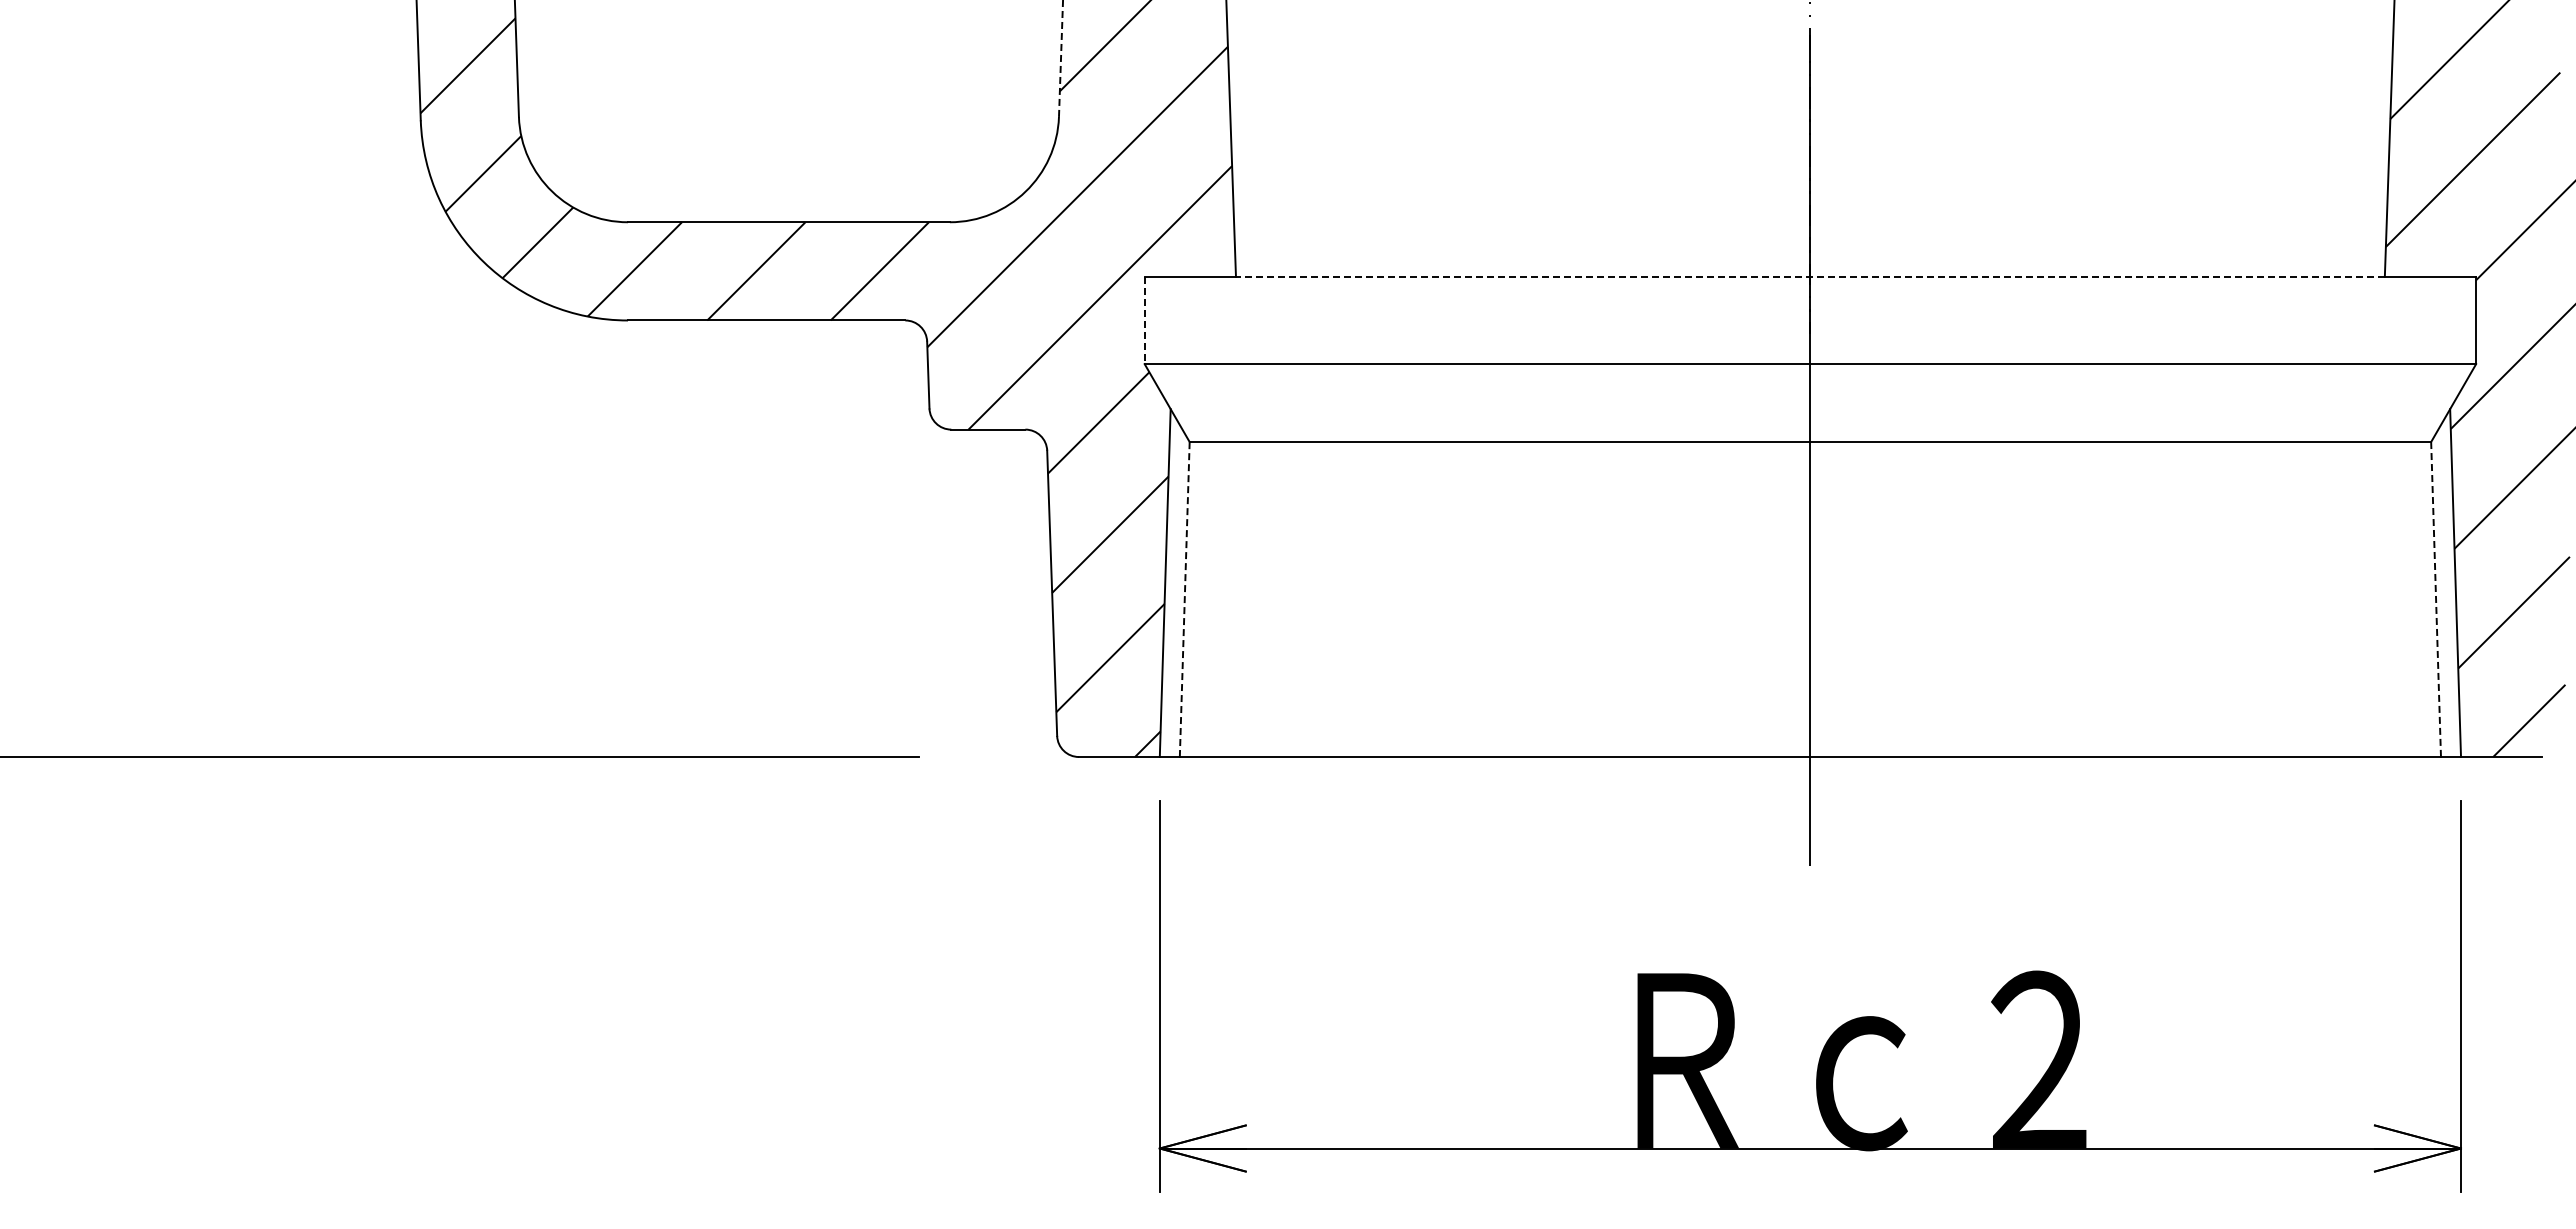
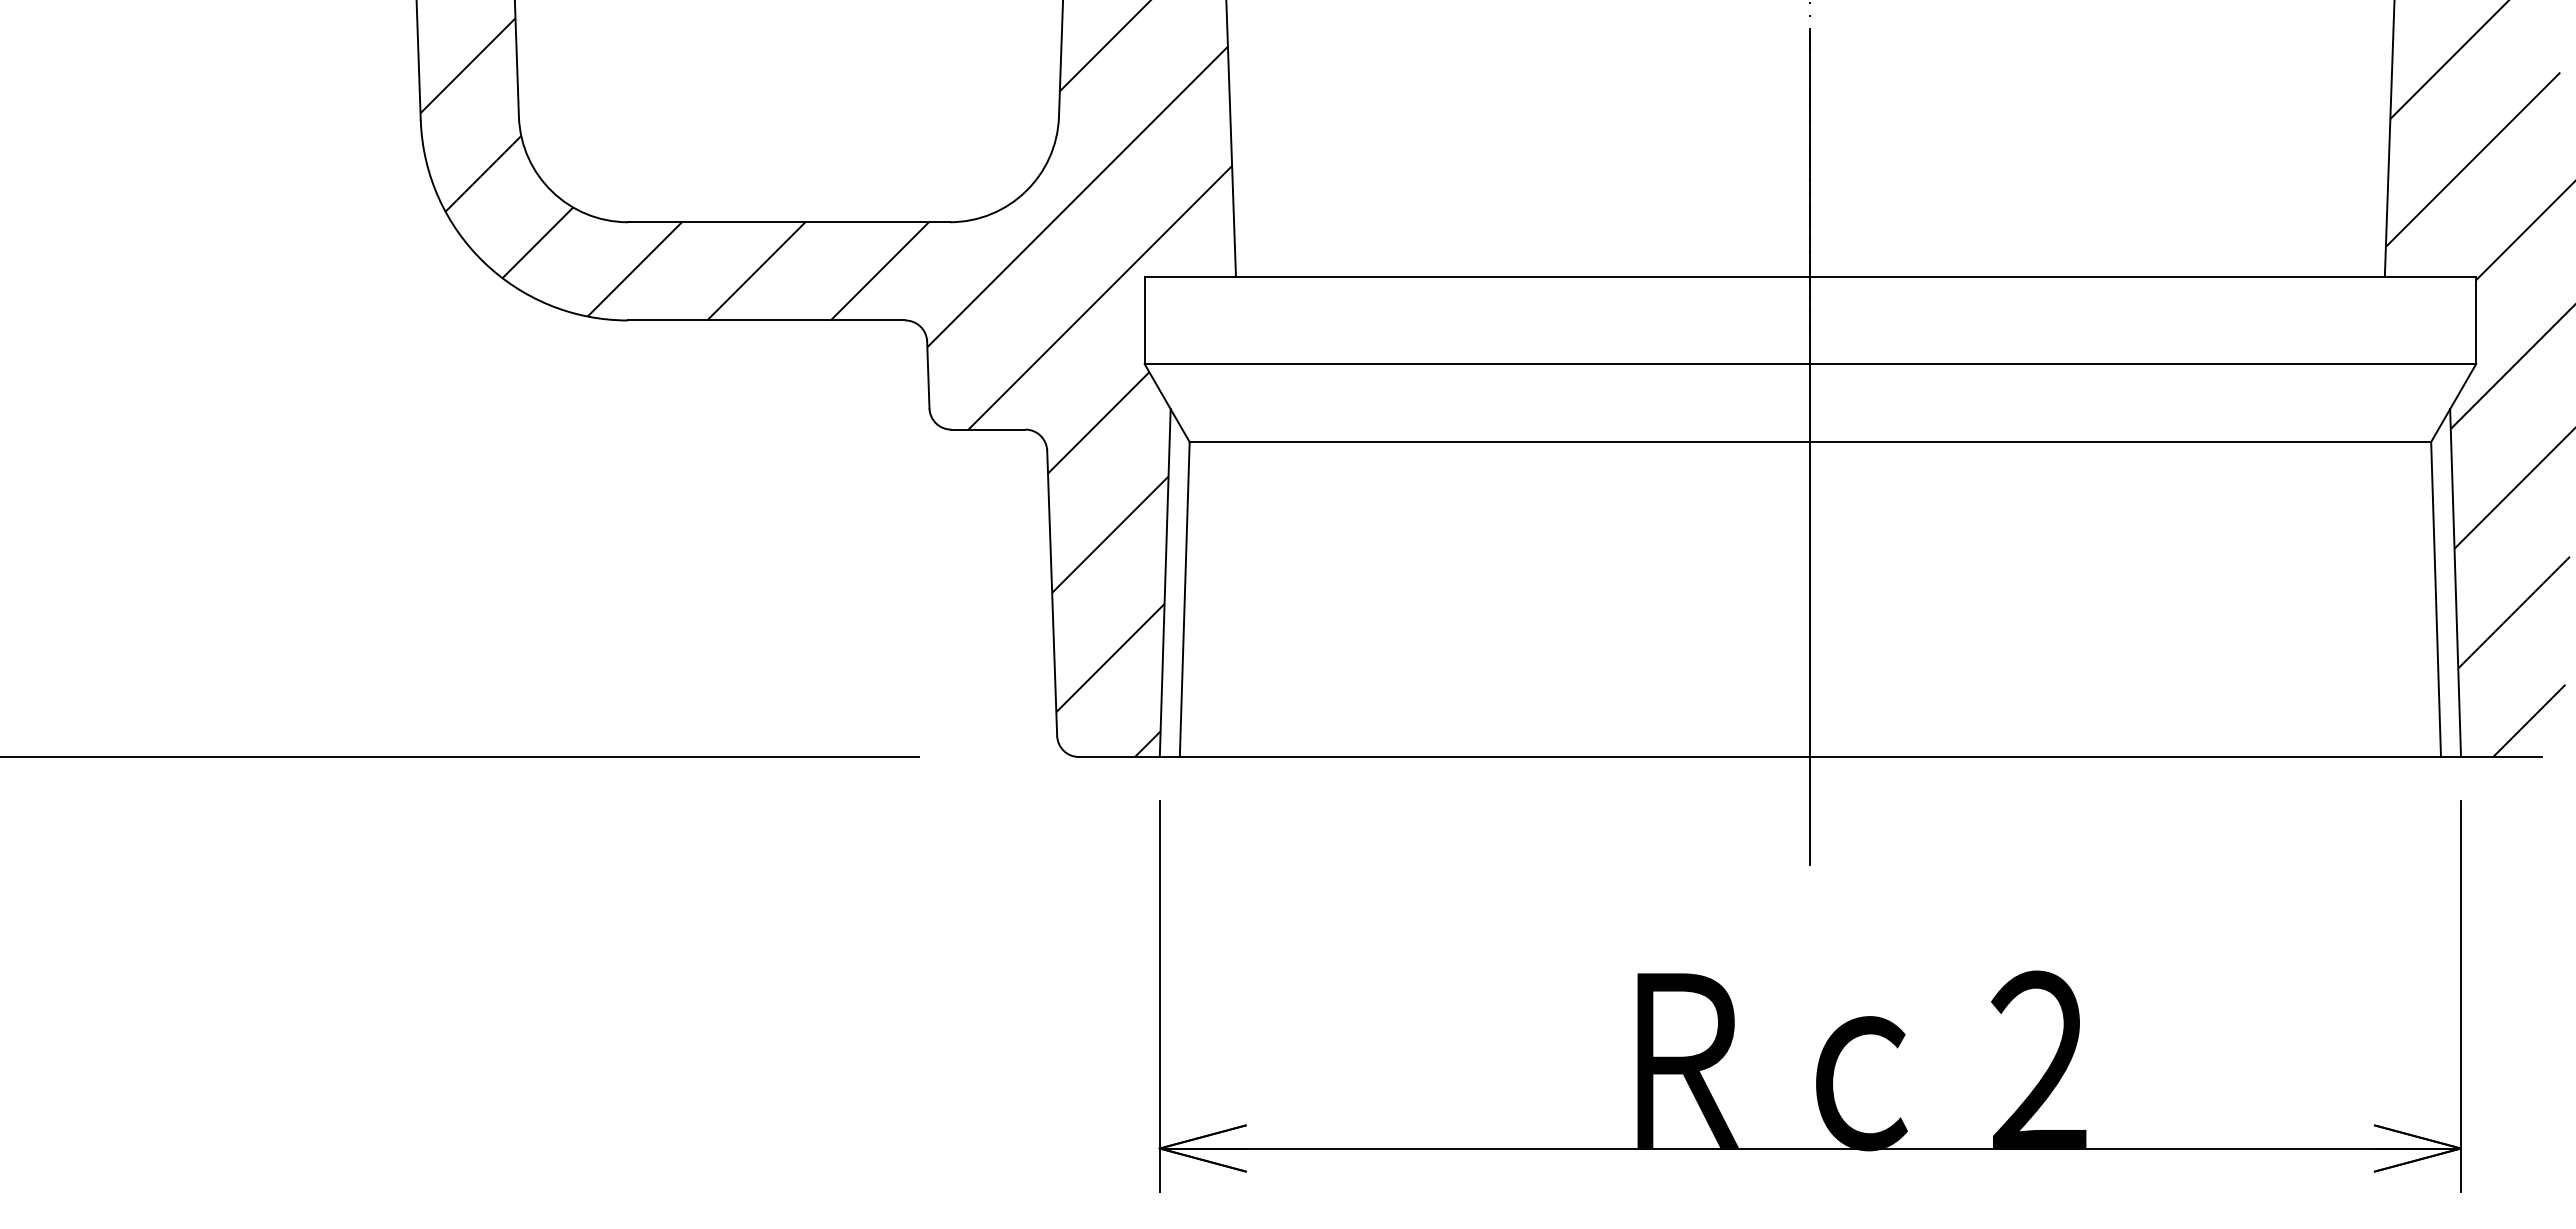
line: dashed -> solid (1061, 57)
line: dashed -> solid (1809, 276)
line: dashed -> solid (1144, 320)
line: dashed -> solid (1184, 599)
line: dashed -> solid (2436, 599)
